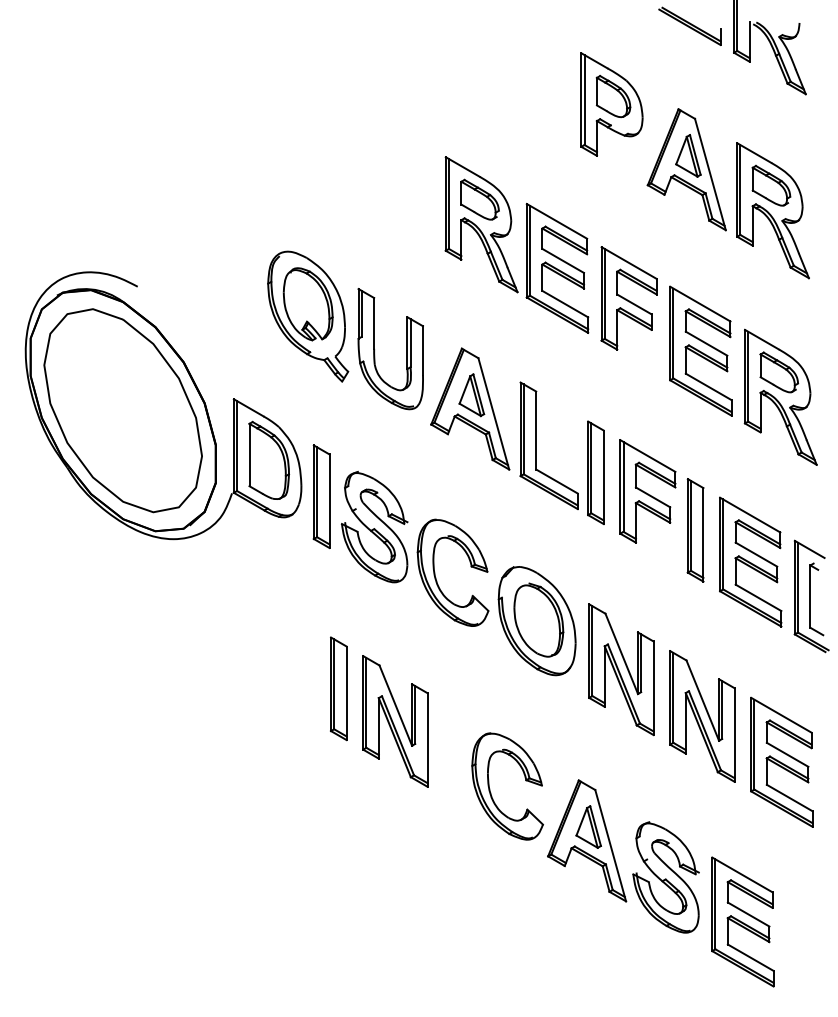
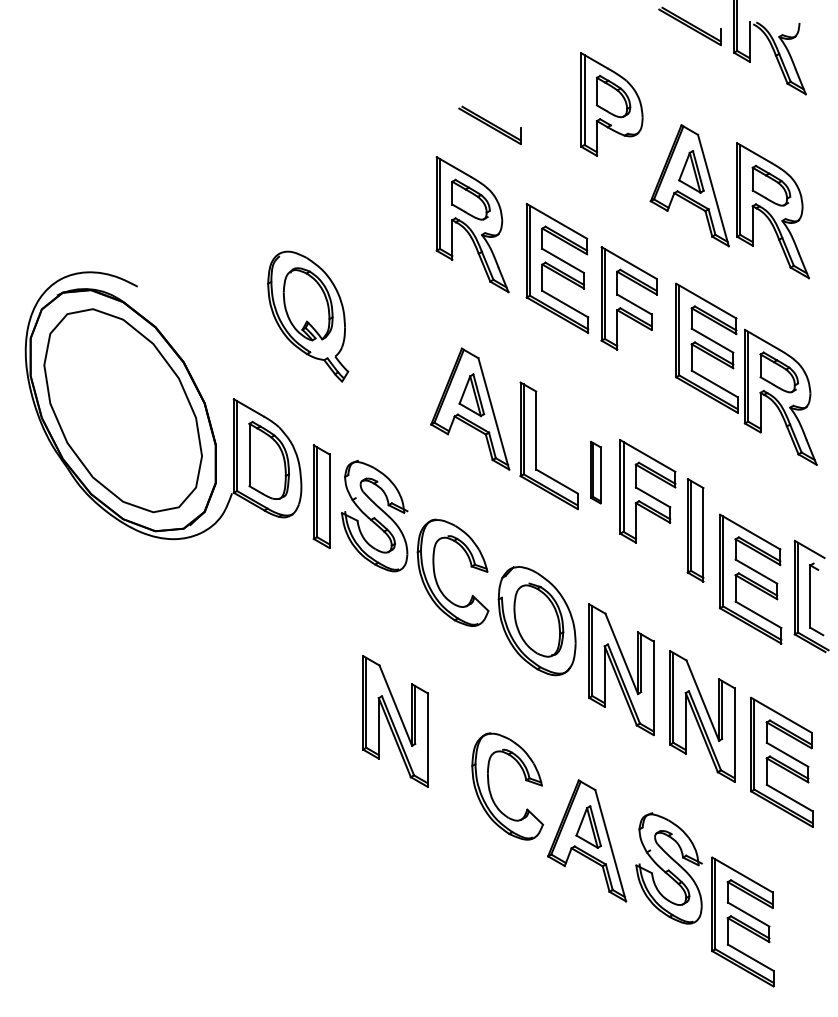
part: none -> present (489, 124)
part position: (686, 169) -> (689, 185) (689, 185)
part position: (481, 224) -> (472, 224) (472, 224)
part position: (700, 350) -> (706, 347) (706, 347)
part: present -> none (375, 354)
part size: 18x105 px -> 12x64 px (595, 472)
part position: (374, 526) -> (374, 515) (374, 515)
part position: (750, 561) -> (750, 578) (750, 578)
part: present -> none (338, 688)
part position: (665, 877) -> (668, 868) (668, 868)
